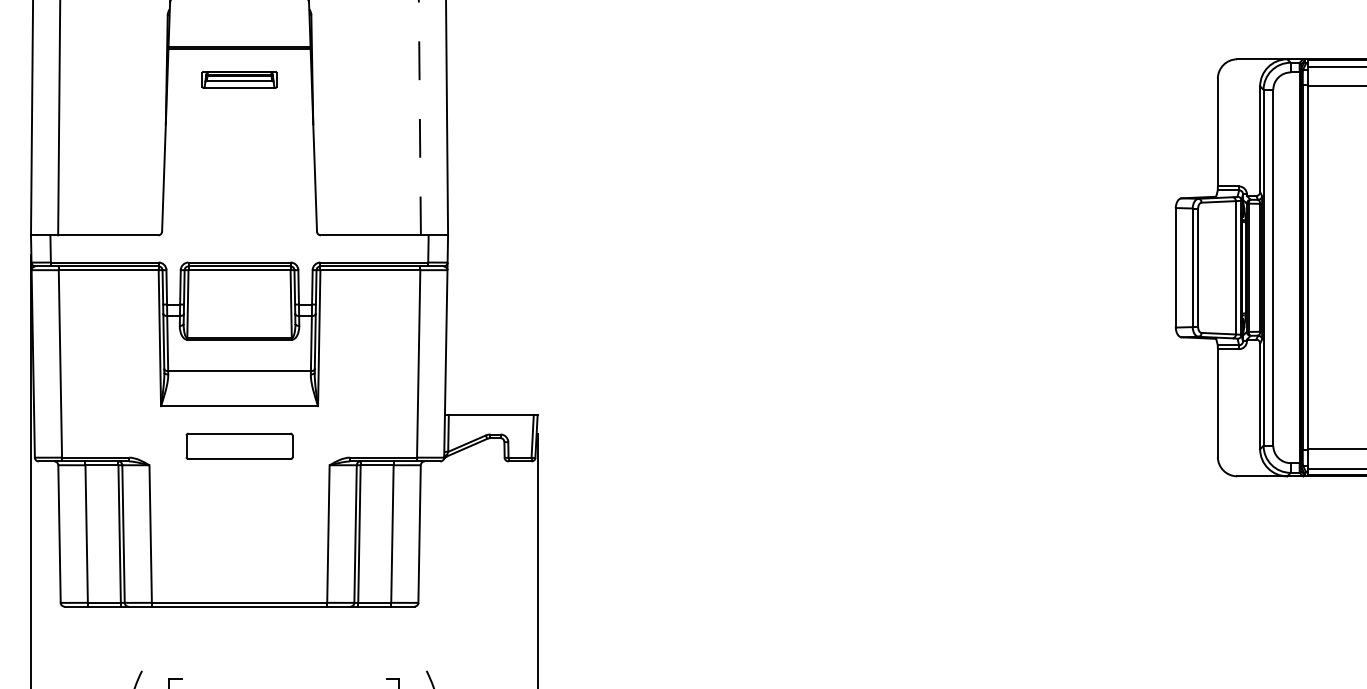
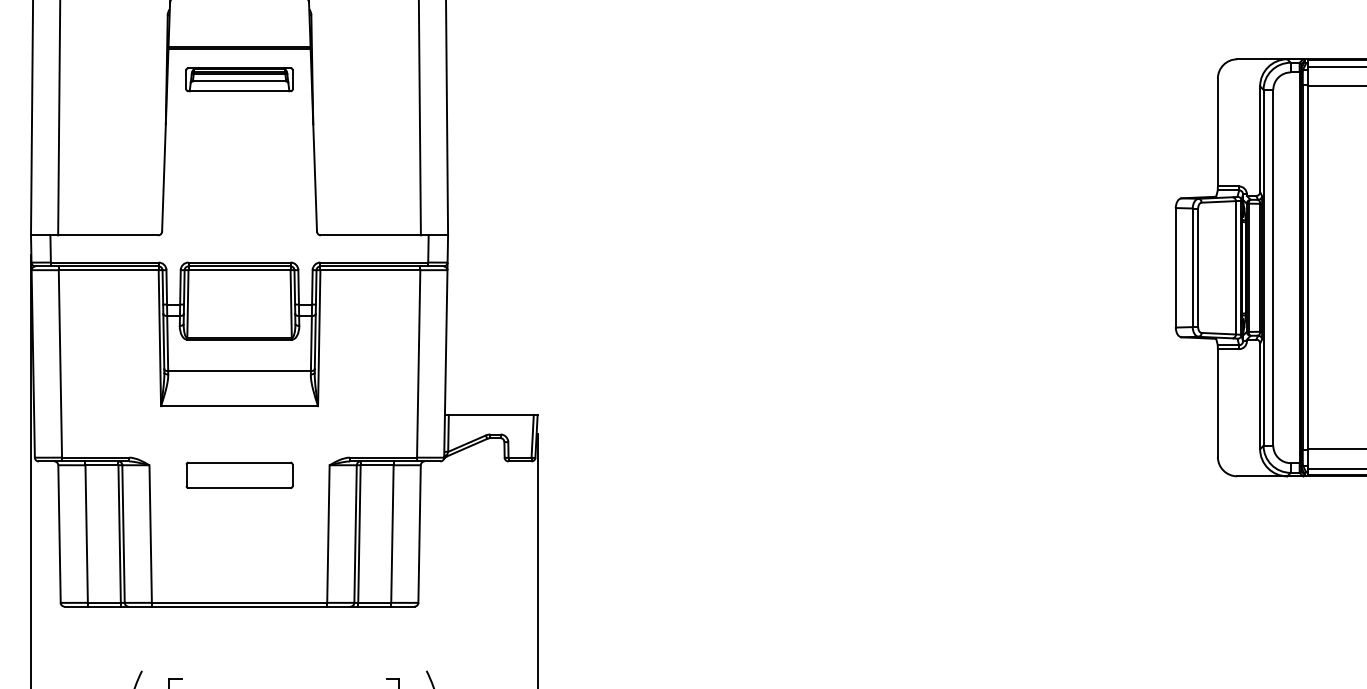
part size: 77x18 px -> 109x26 px (239, 79)
line: dashed -> solid (419, 117)
part position: (239, 445) -> (239, 474) (239, 474)
